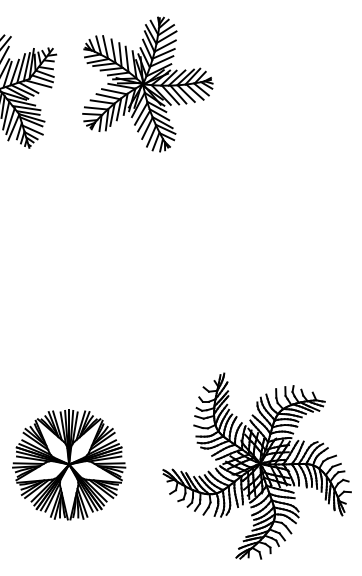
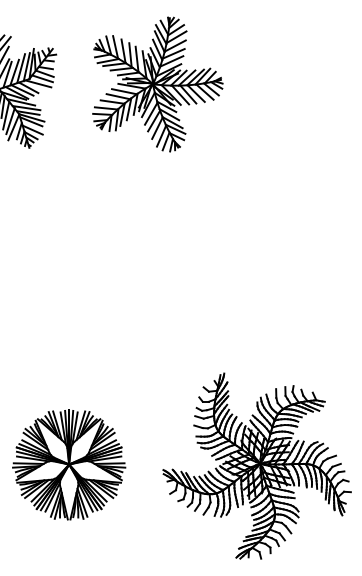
part position: (147, 84) -> (157, 84) (157, 84)
